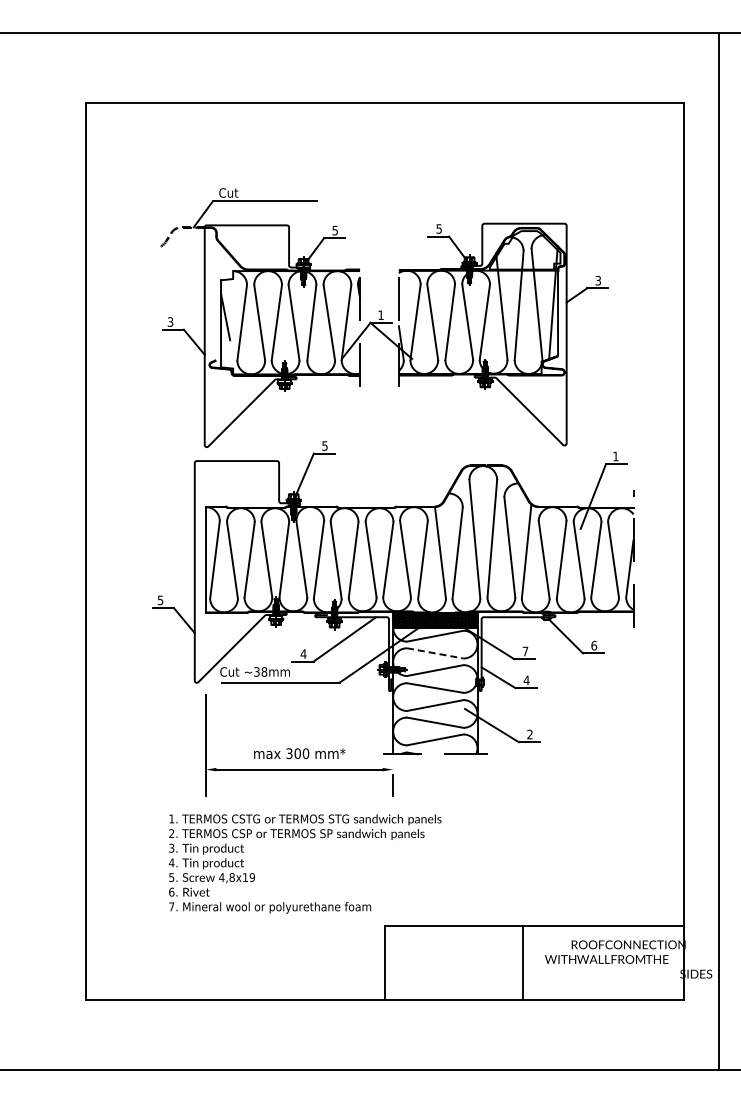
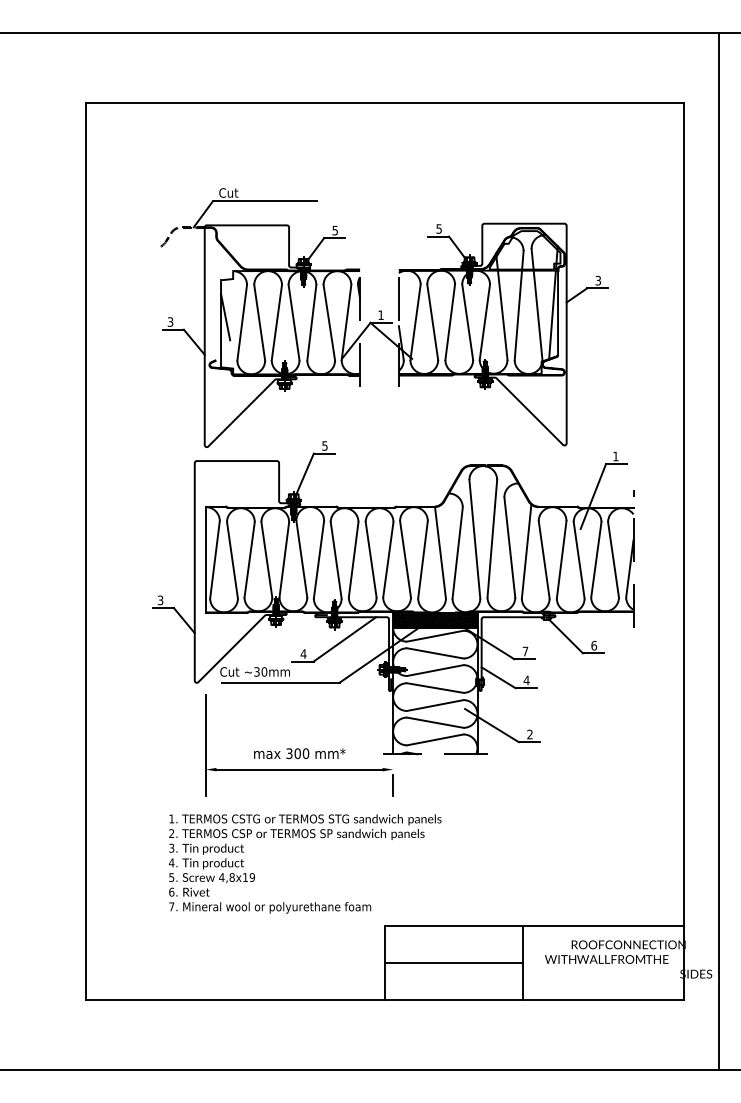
text: 5 -> 3 (160, 599)
line: dashed -> solid (435, 653)
text: ~38mm -> ~30mm (264, 671)
line: none -> present (453, 962)
